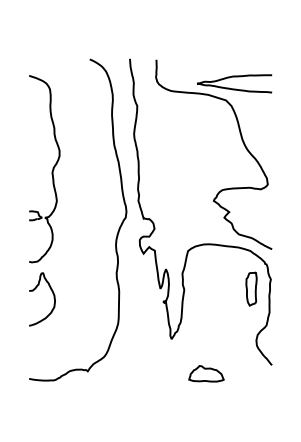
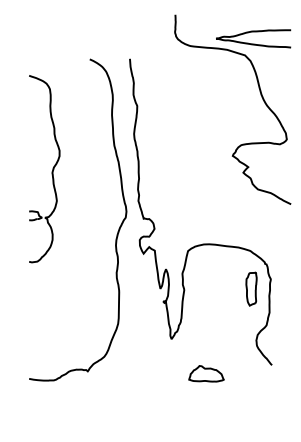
part position: (241, 140) -> (260, 95) (260, 95)
part: present -> none (53, 298)
